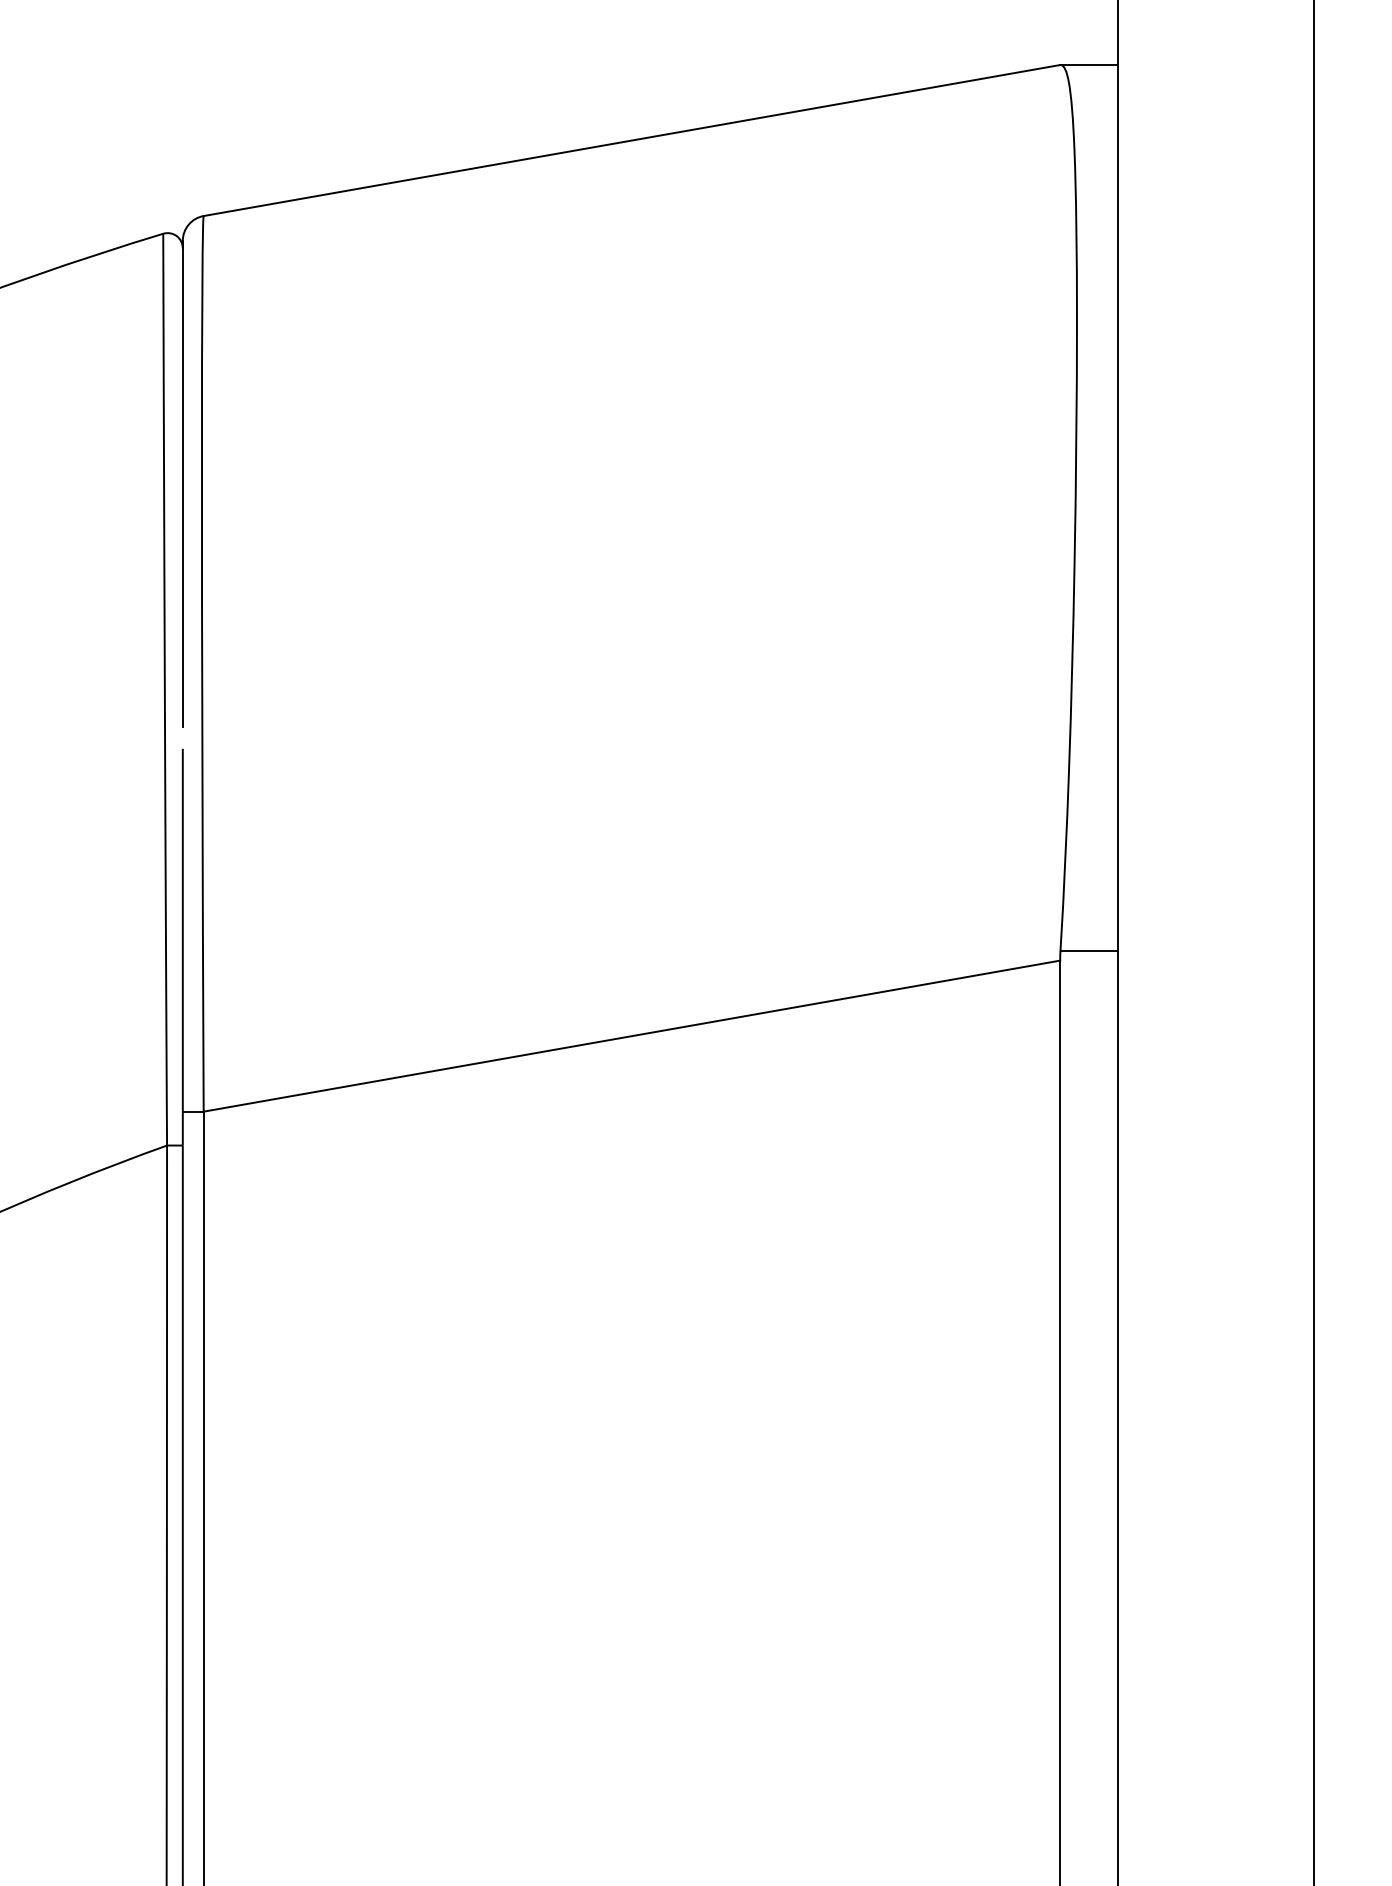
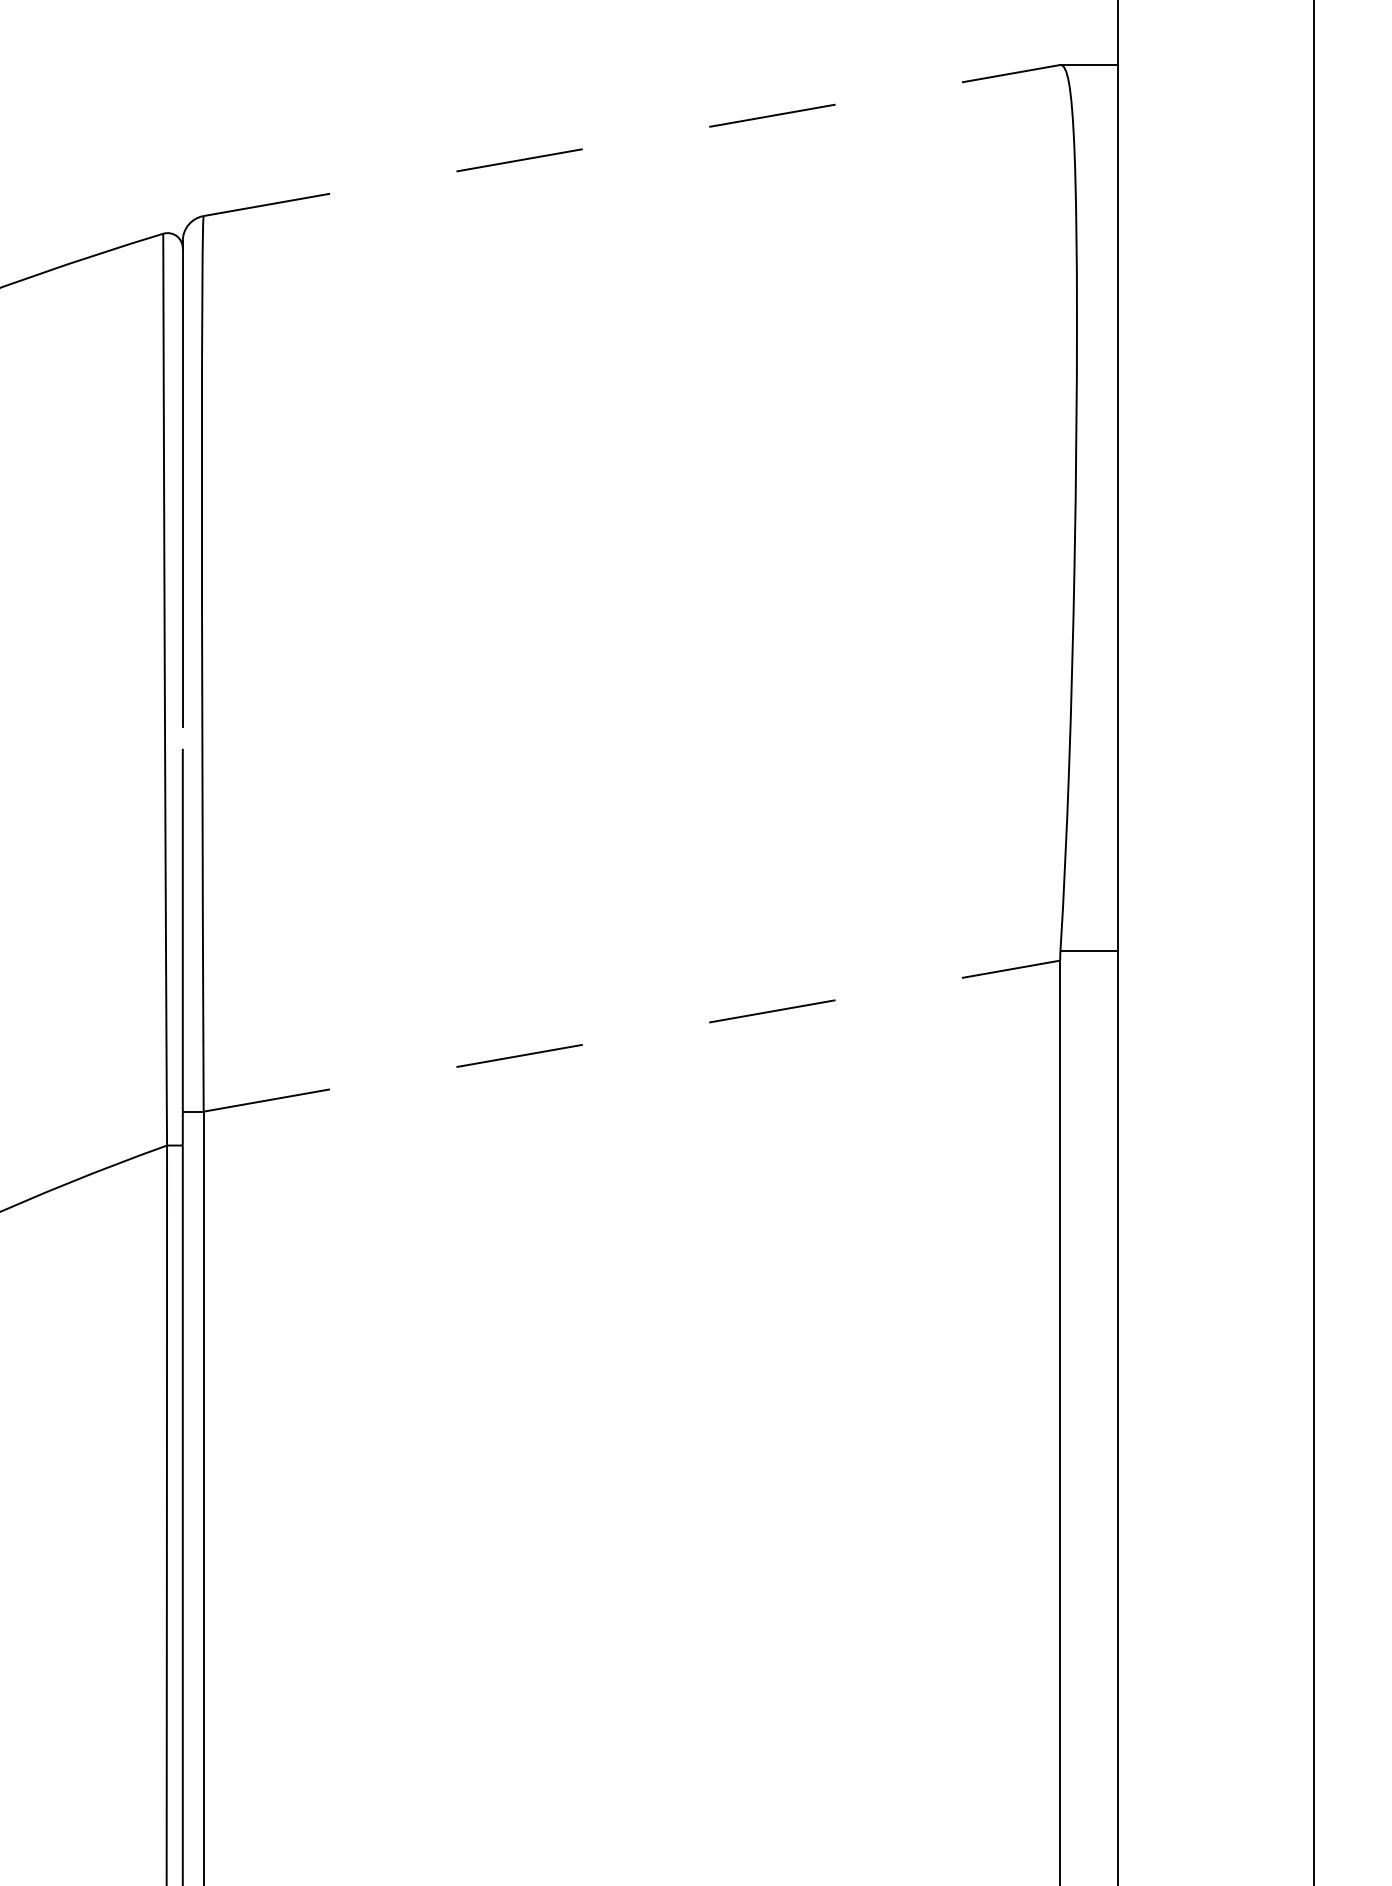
line: solid -> dashed (631, 140)
line: solid -> dashed (631, 1036)
